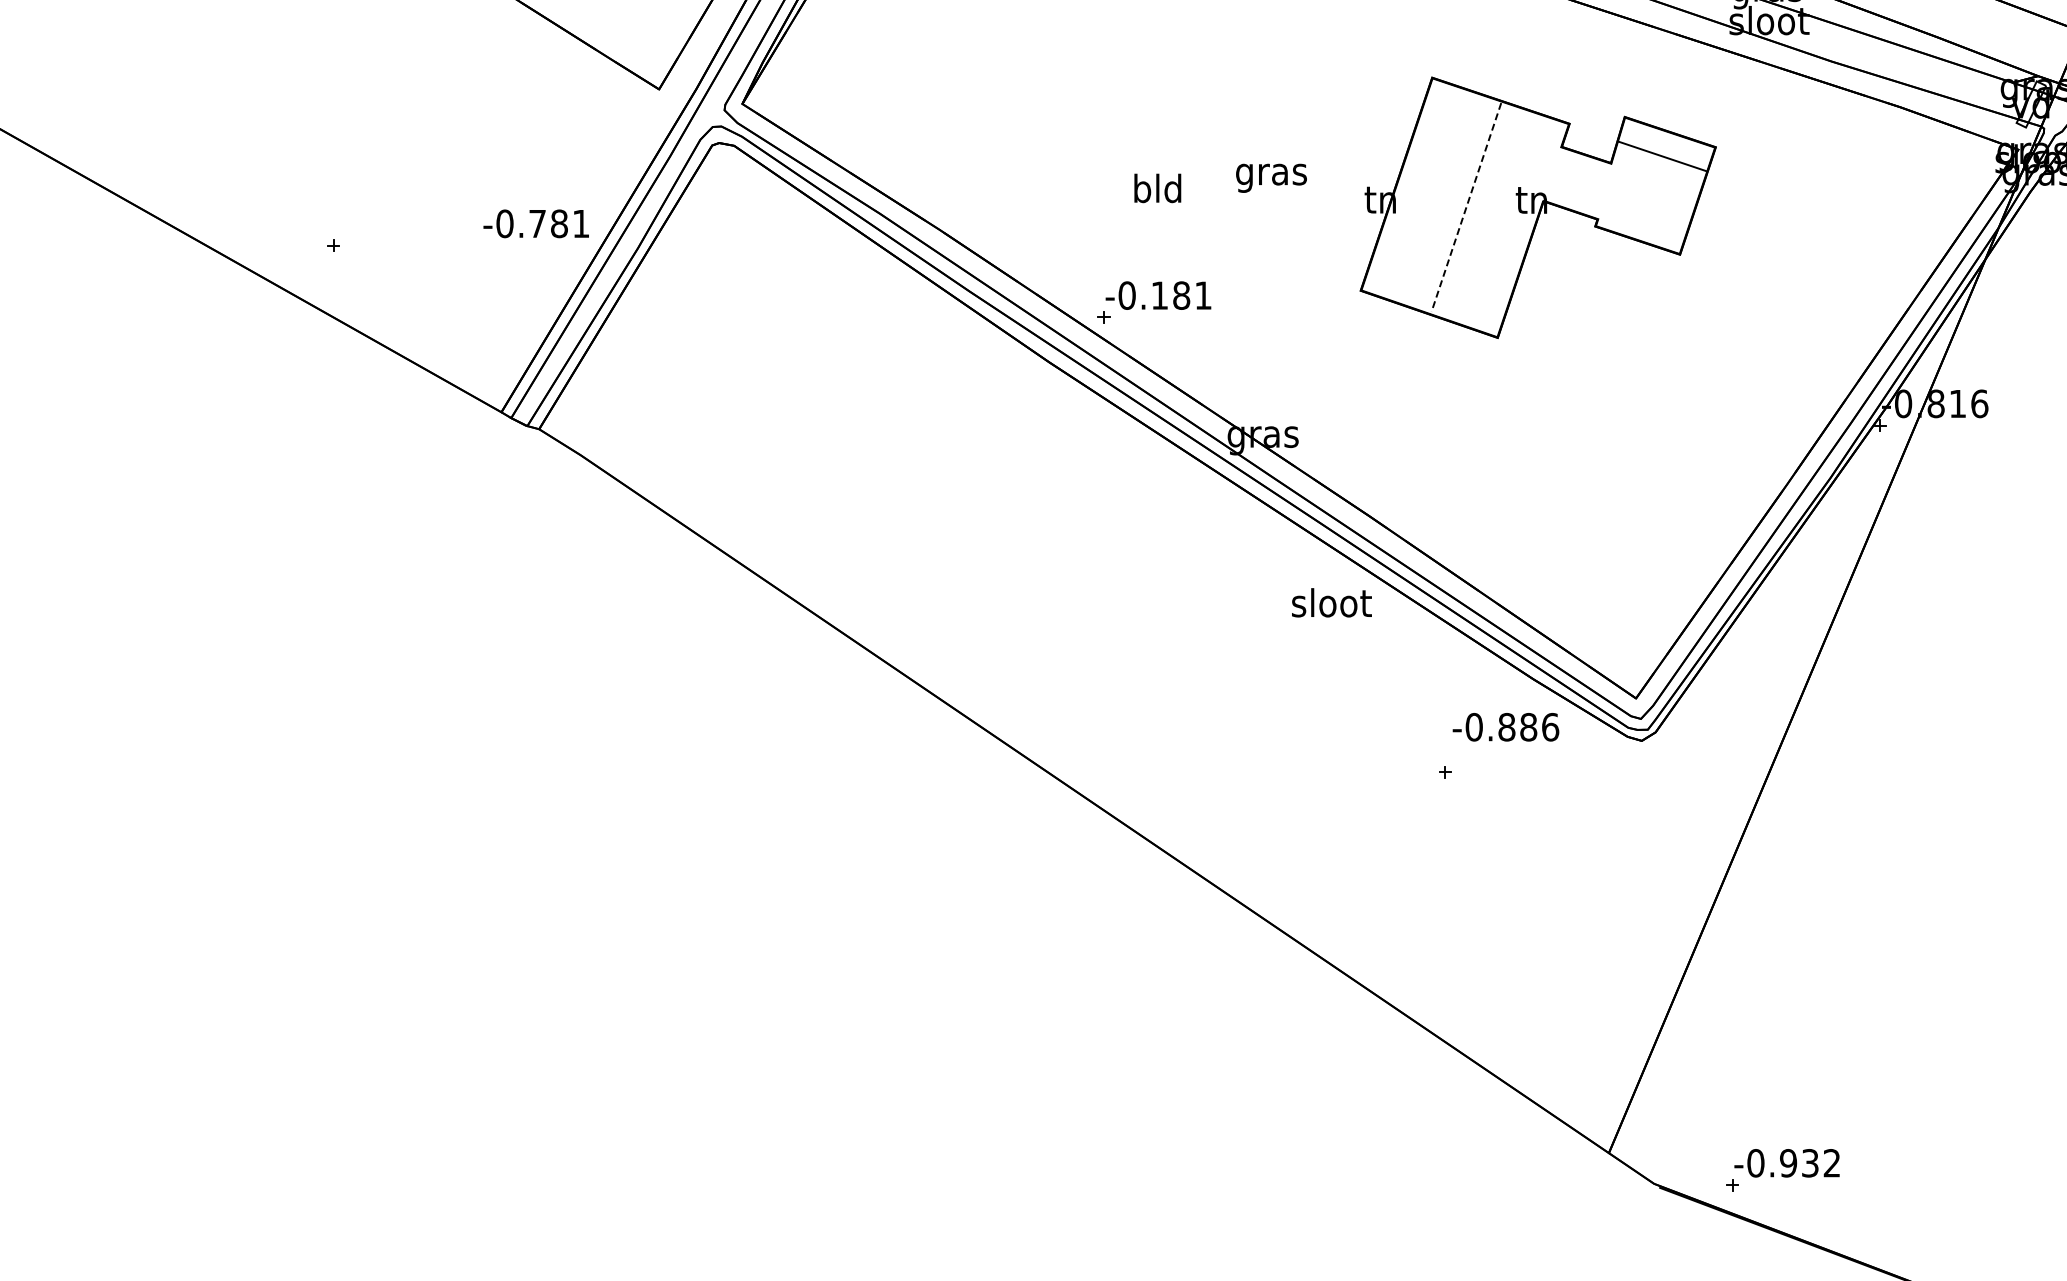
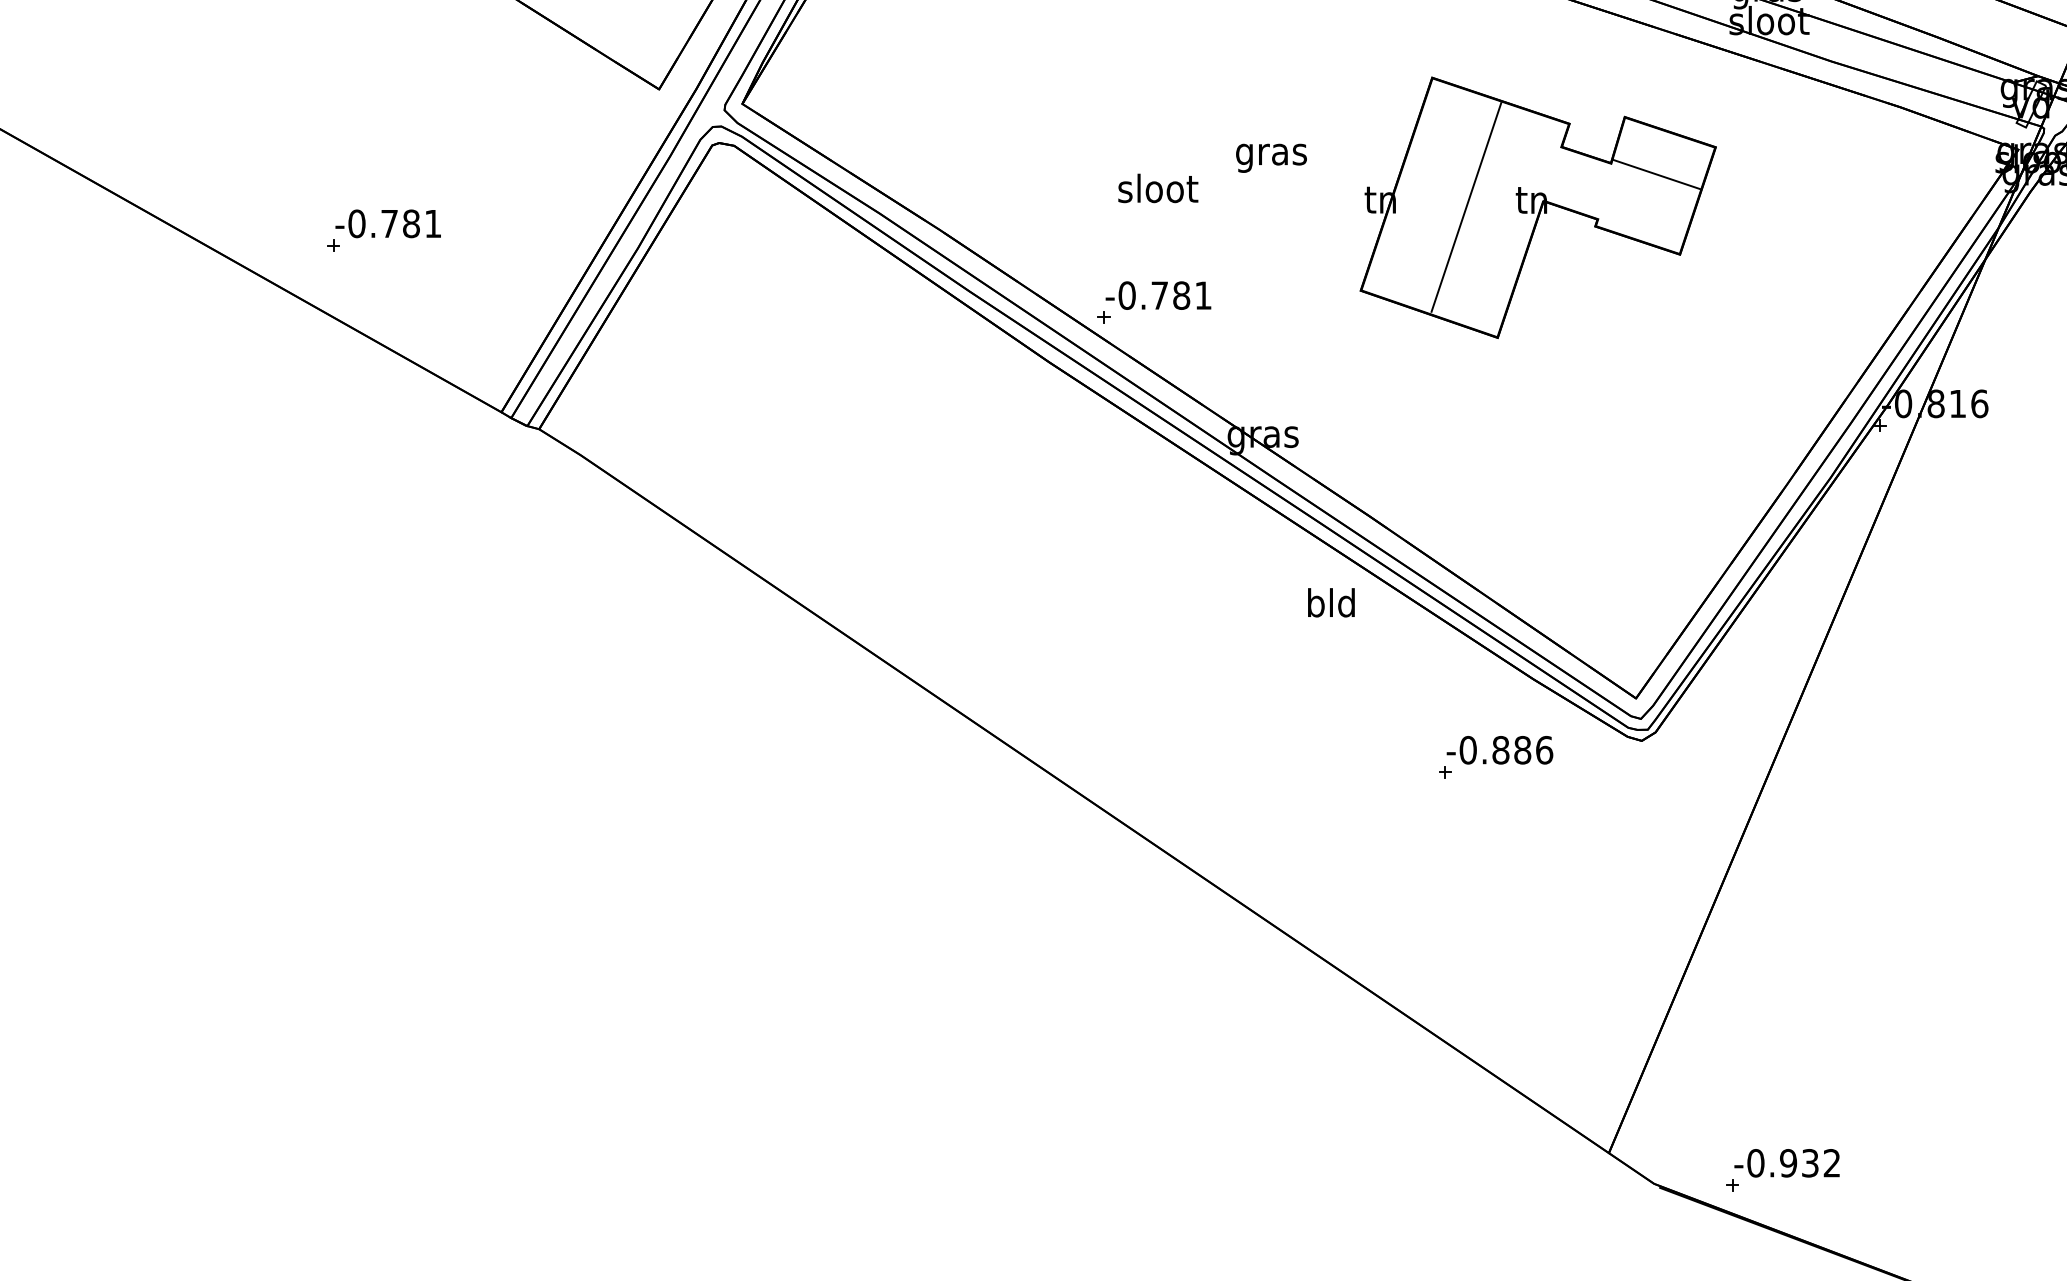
line position: (1662, 156) -> (1656, 174) (1656, 174)
text position: (1271, 177) -> (1271, 157) (1271, 157)
text: bld -> sloot (1158, 188)
line: dashed -> solid (1466, 207)
text position: (535, 223) -> (387, 223) (387, 223)
text: -0.181 -> -0.781 (1159, 295)
text: sloot -> bld (1331, 602)
text position: (1505, 727) -> (1499, 750) (1499, 750)
